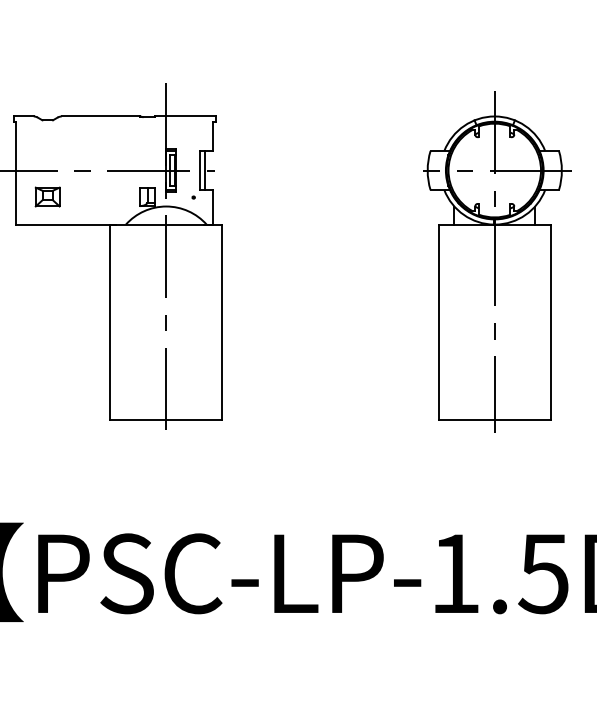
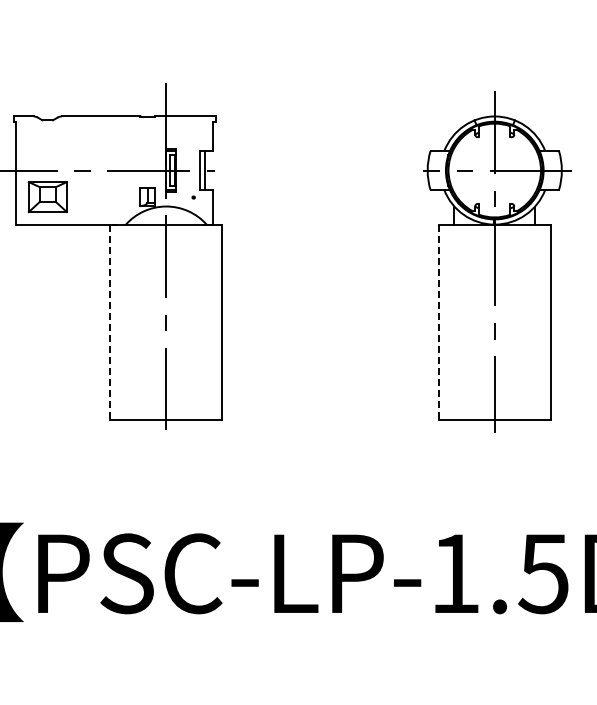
part size: 27x22 px -> 41x33 px (47, 197)
line: solid -> dashed (110, 322)
line: solid -> dashed (438, 322)
